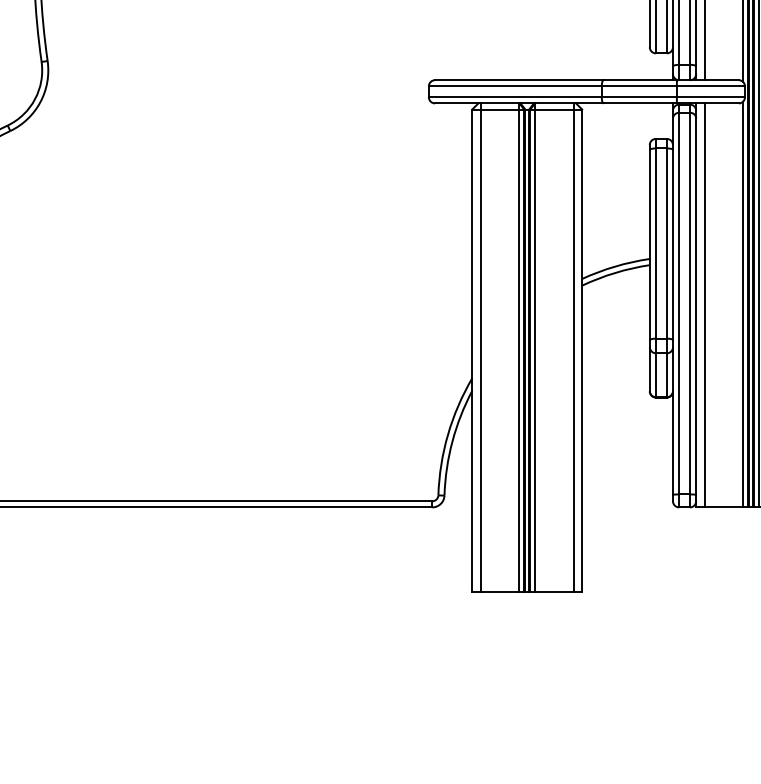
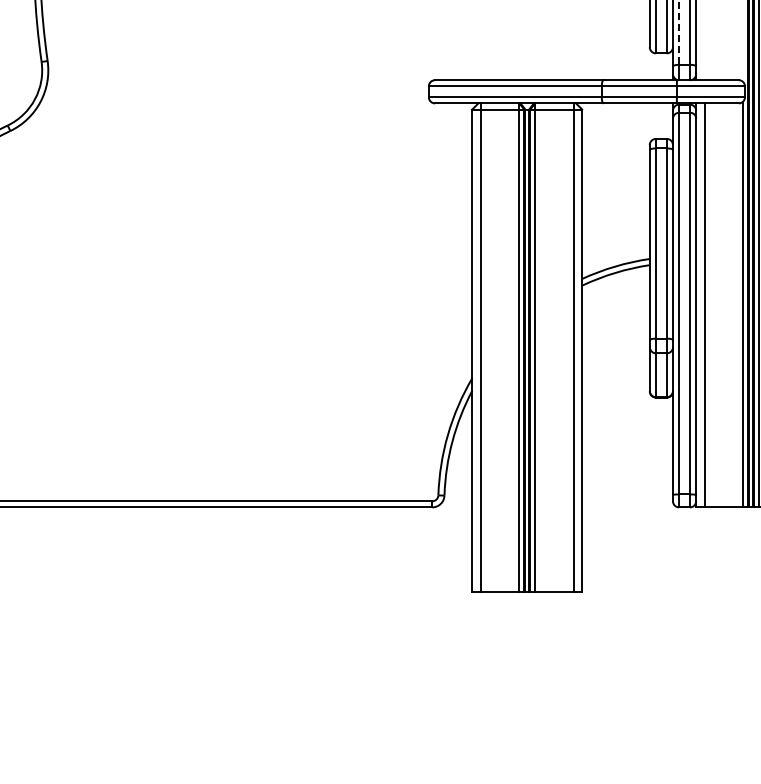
line: solid -> dashed (679, 32)
line: present -> none (704, 41)
line: present -> none (743, 42)
